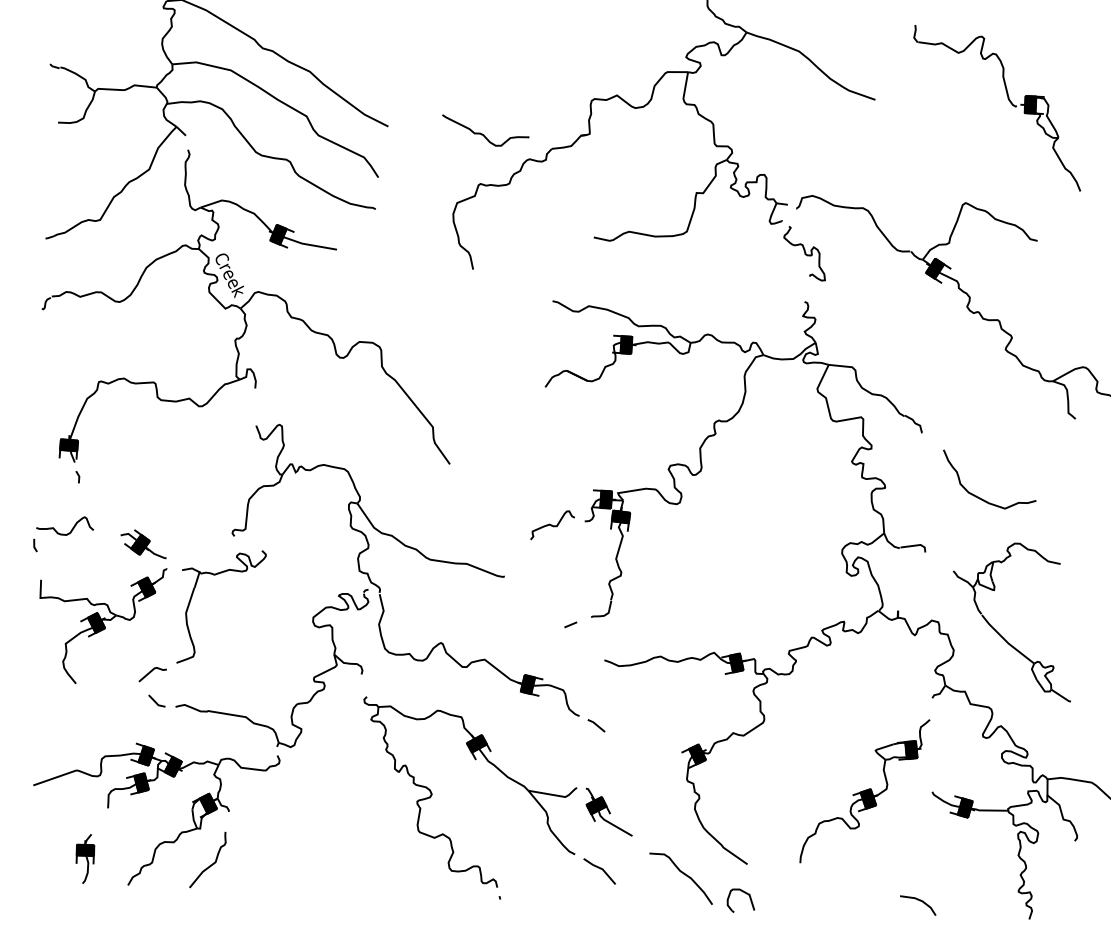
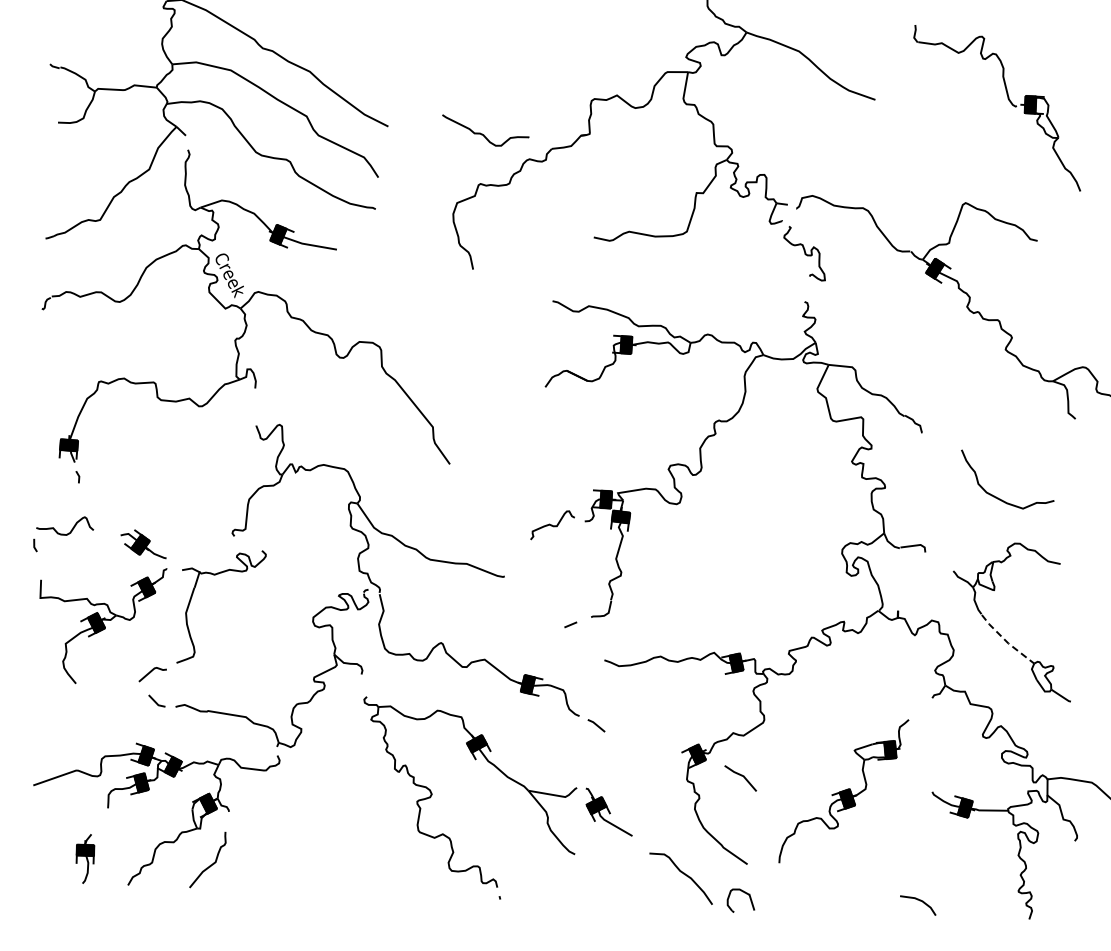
curve position: (980, 497) -> (998, 497) (998, 497)
line: solid -> dashed (1006, 641)
part position: (864, 791) -> (843, 791) (843, 791)
line position: (600, 869) -> (741, 776) (741, 776)
